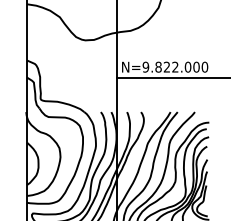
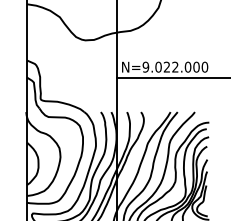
text: N=9.822.000 -> N=9.022.000 (158, 67)
